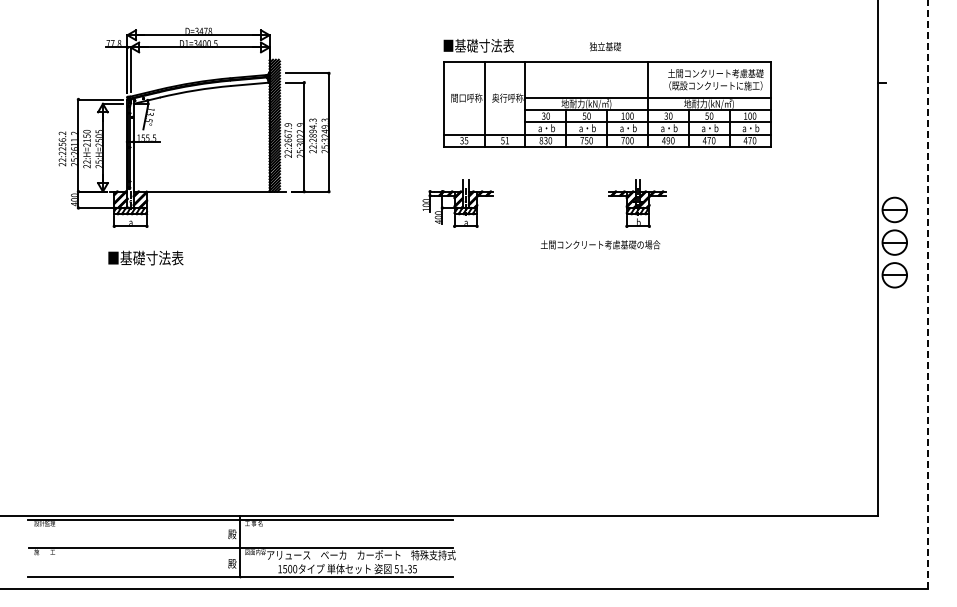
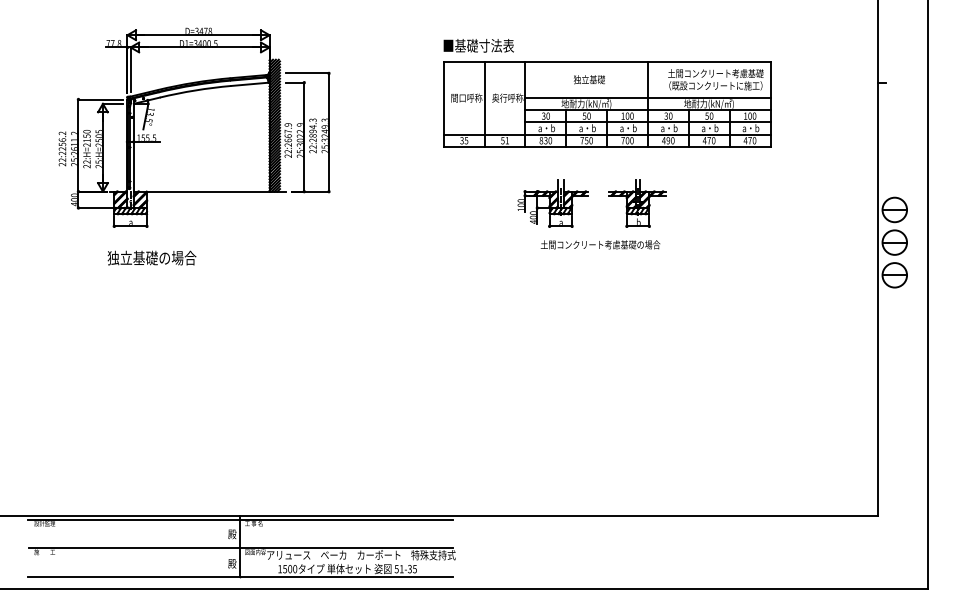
text position: (604, 46) -> (588, 79) (588, 79)
part position: (457, 203) -> (552, 203) (552, 203)
text: ■基礎寸法表 -> 独立基礎の場合 (151, 257)
line: dashed -> solid (928, 294)
